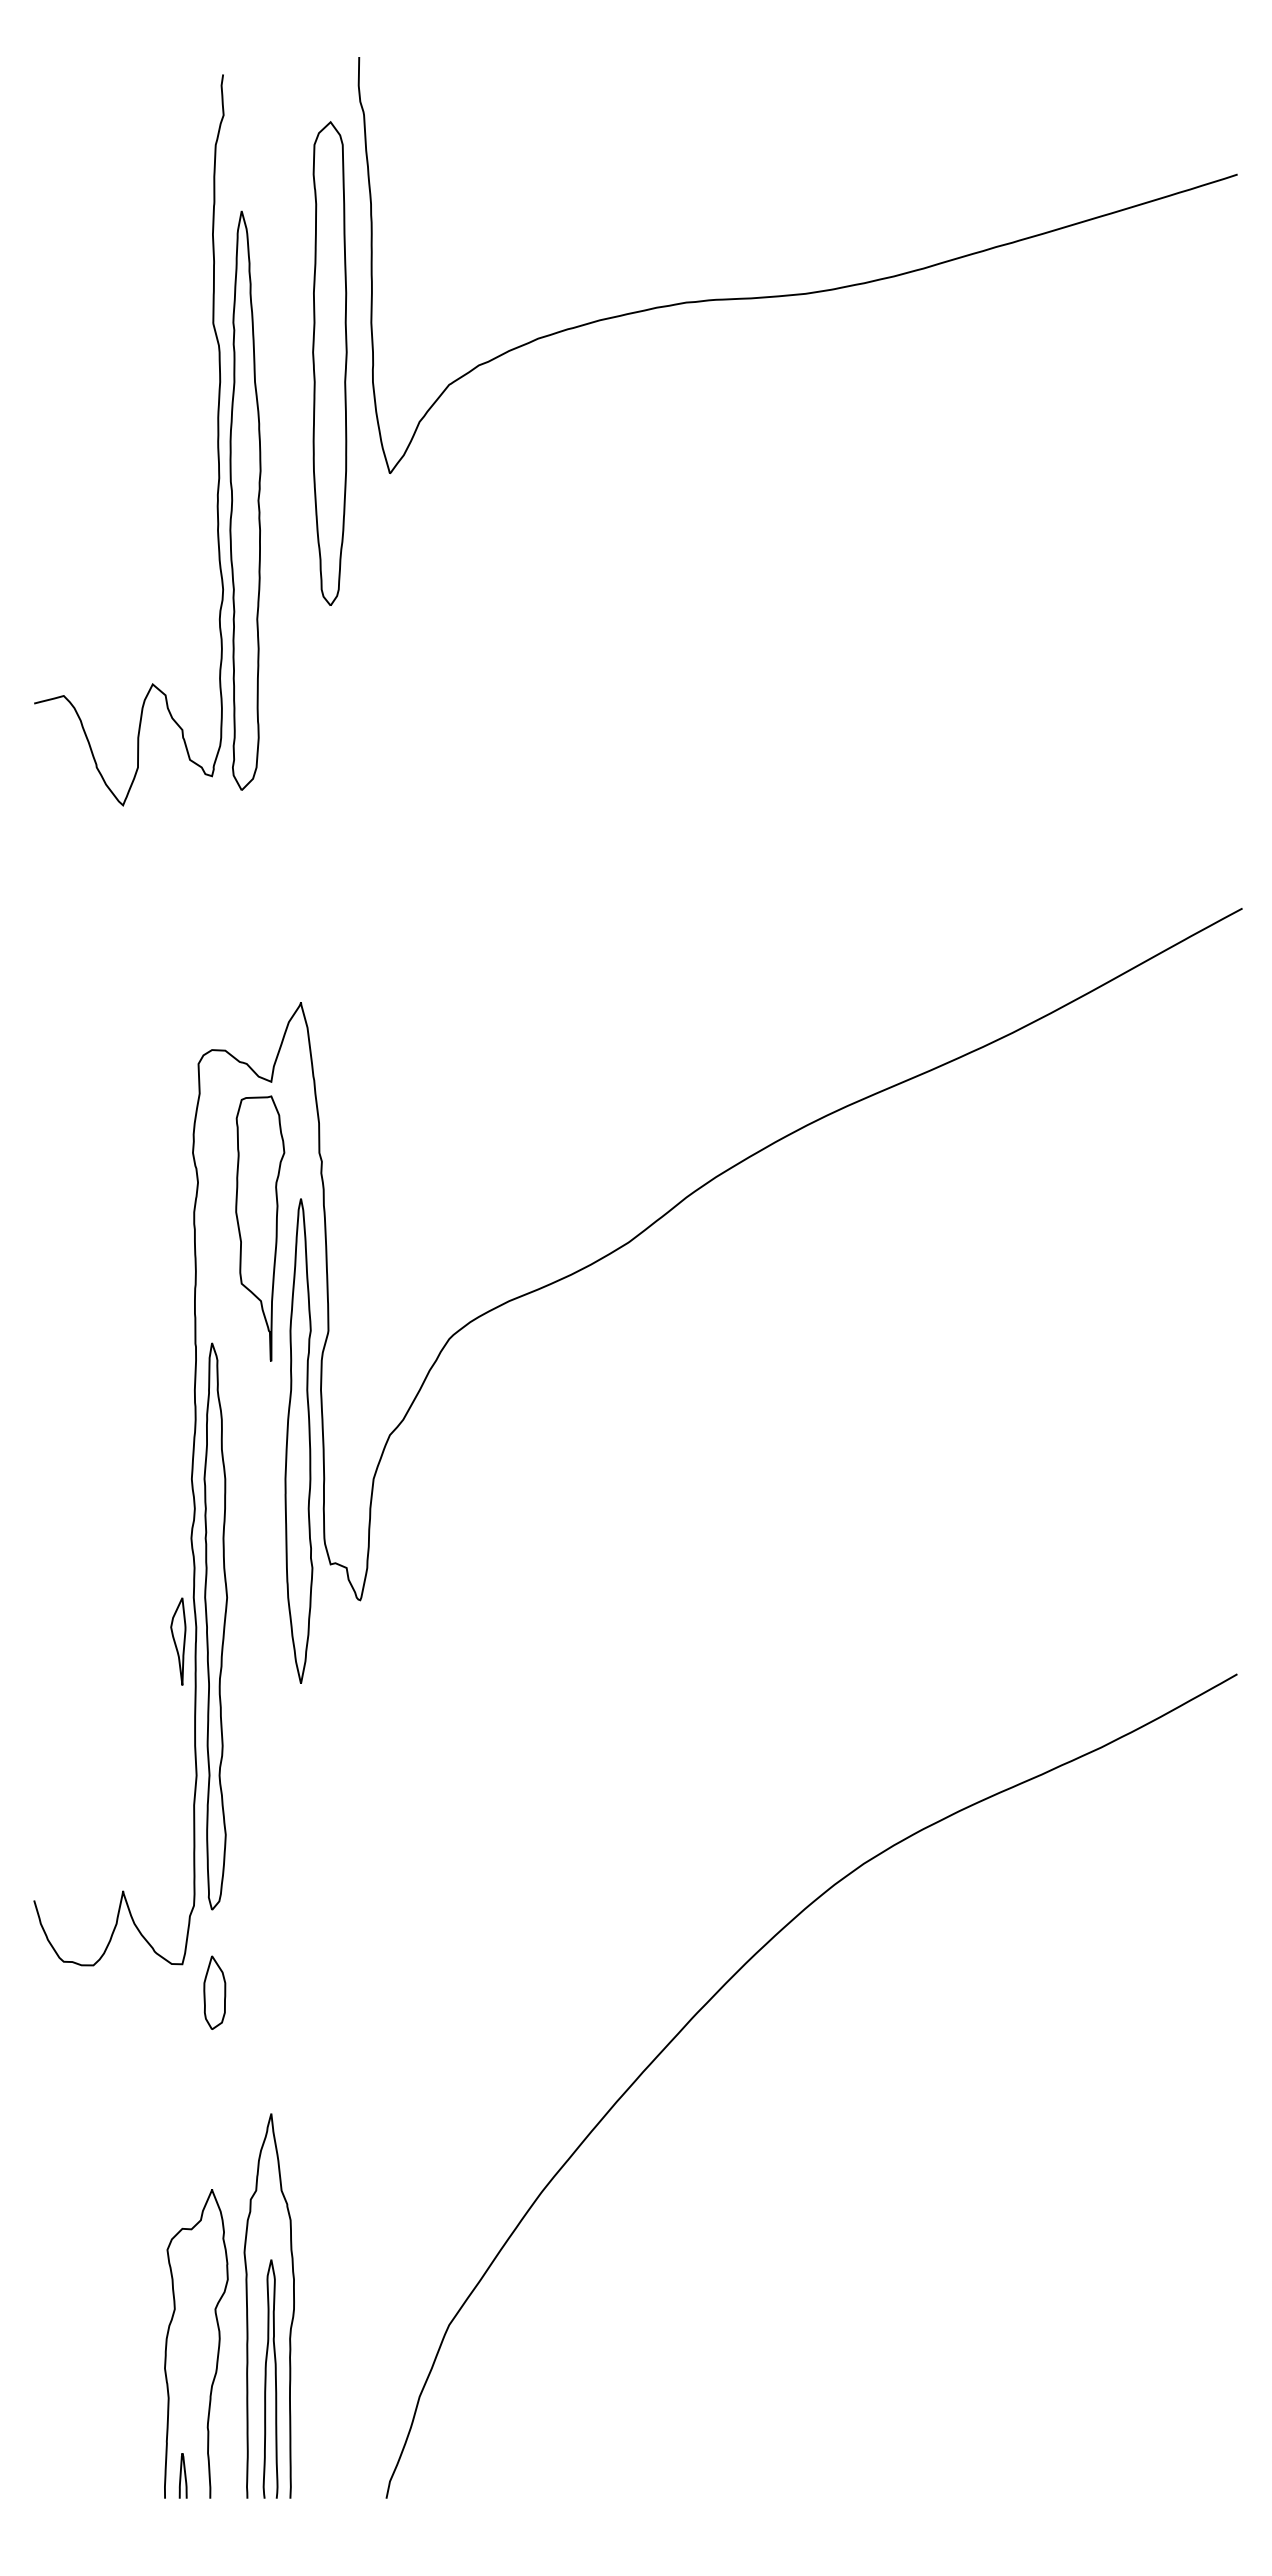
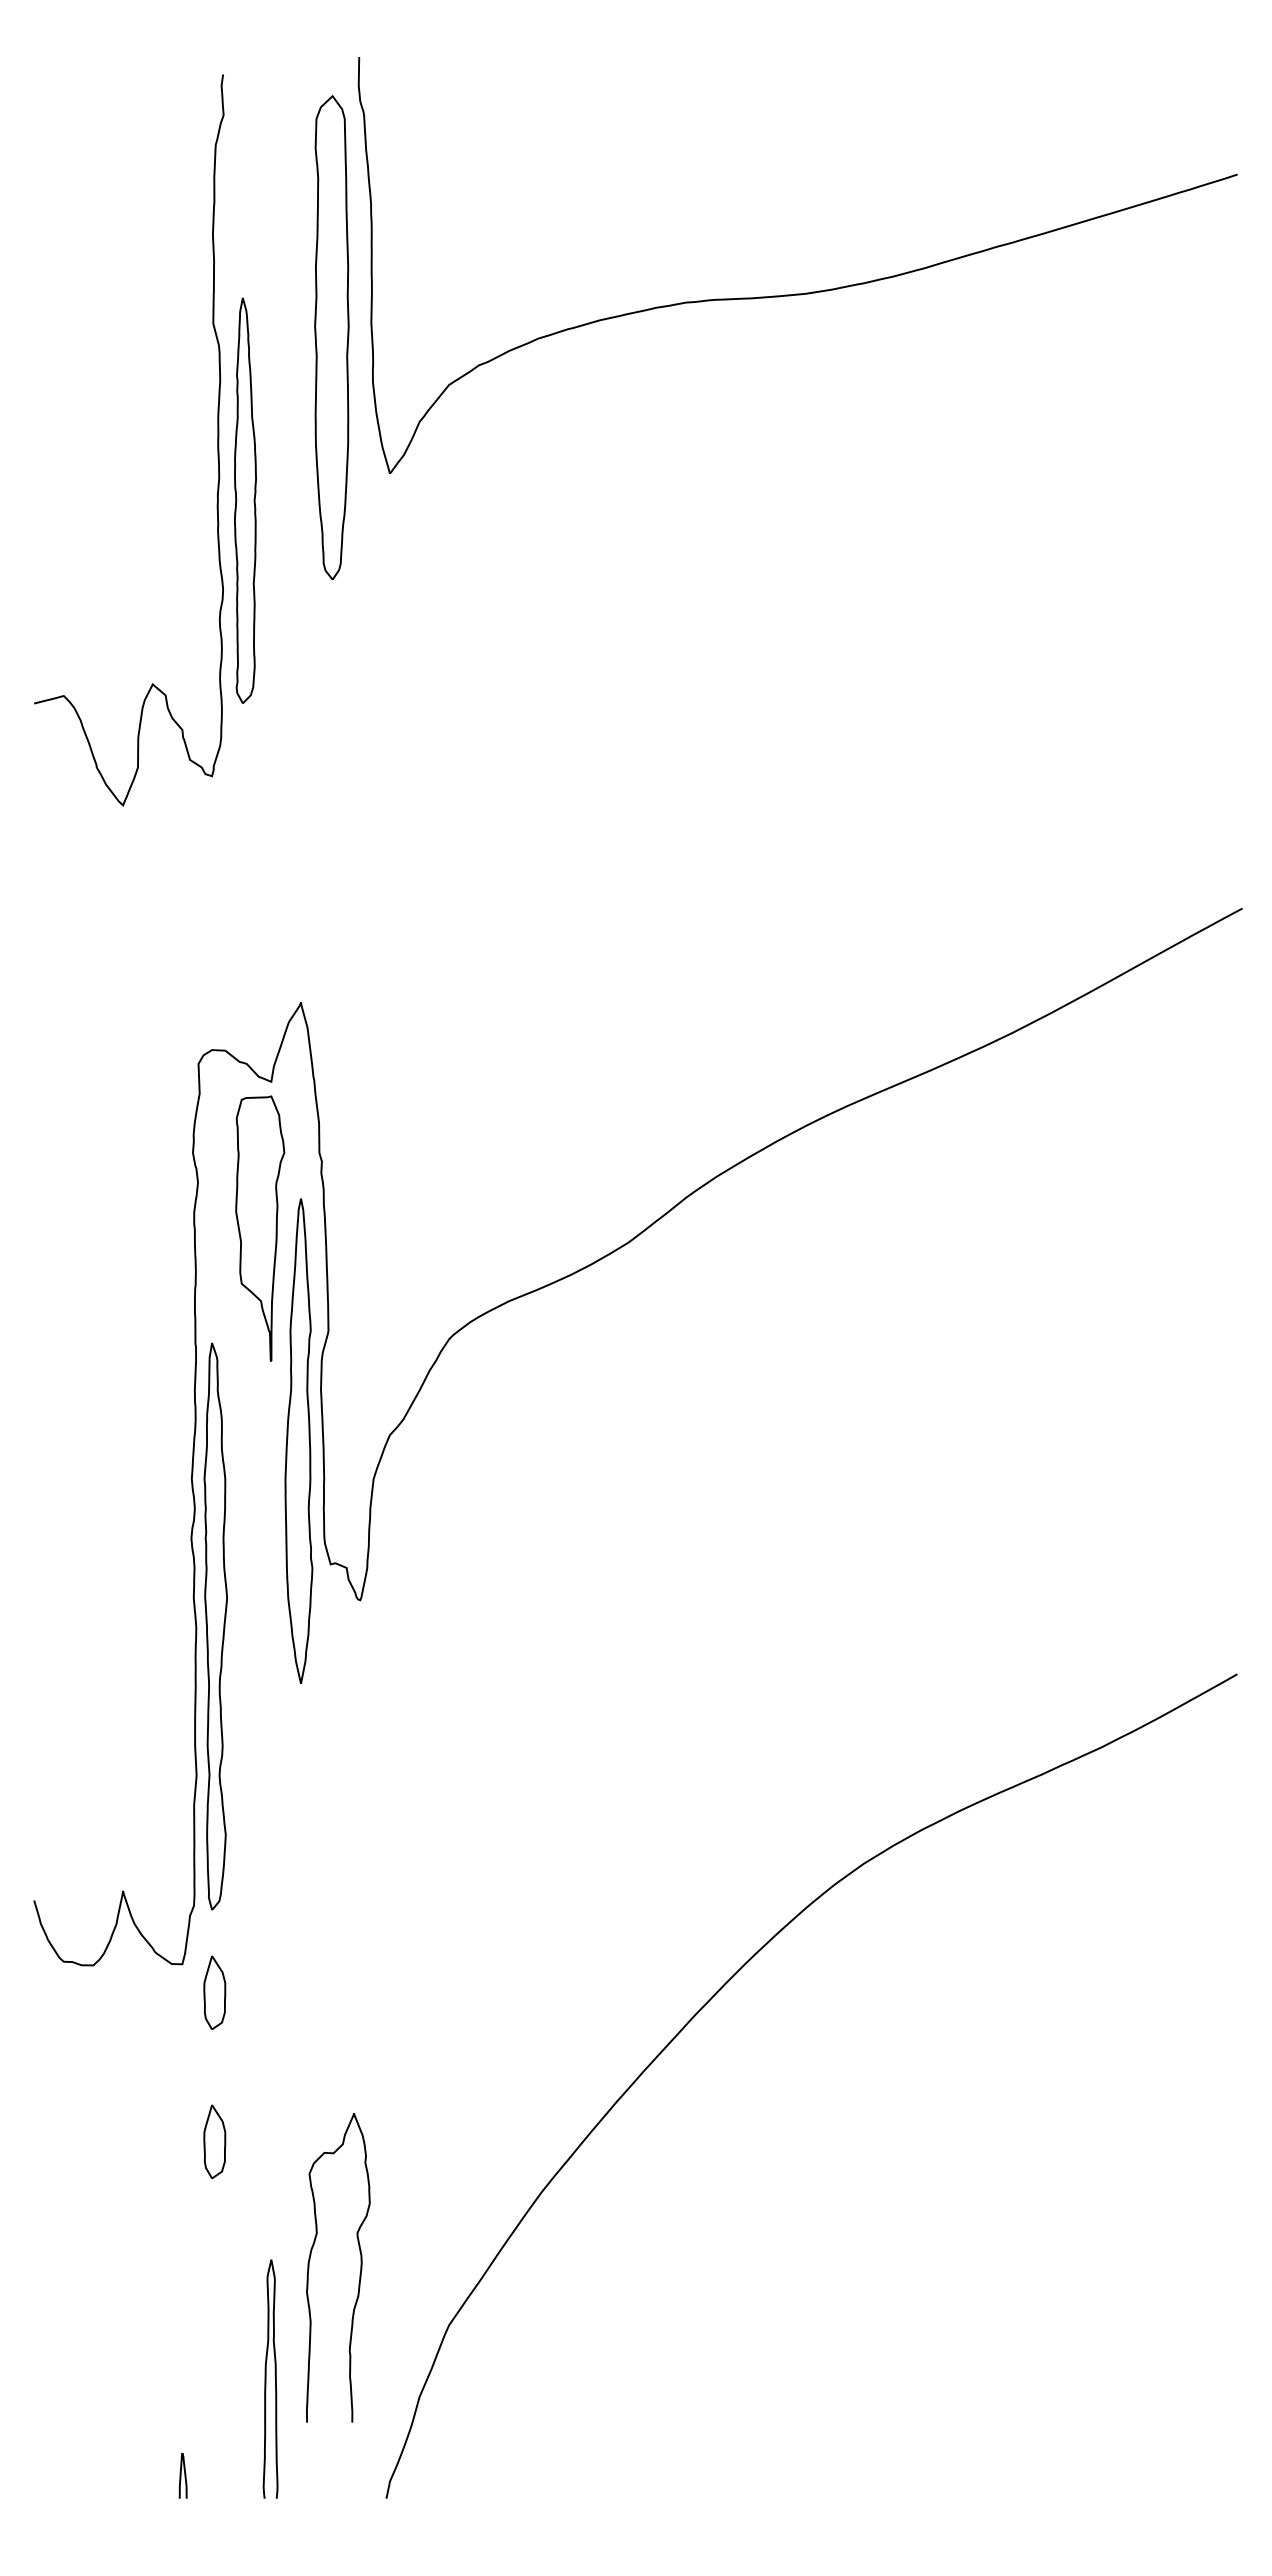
part position: (329, 363) -> (331, 337) (331, 337)
part size: 33x581 px -> 23x407 px (245, 500)
part: present -> none (178, 1641)
part: none -> present (214, 2141)
curve: present -> none (247, 2305)
curve position: (217, 2349) -> (359, 2273) (359, 2273)
